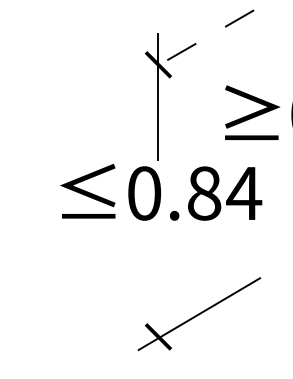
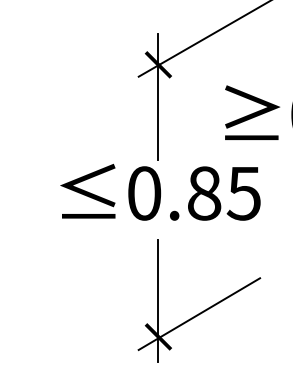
line: dashed -> solid (204, 38)
text: 0.84 -> 0.85 (244, 193)
line: none -> present (158, 301)
